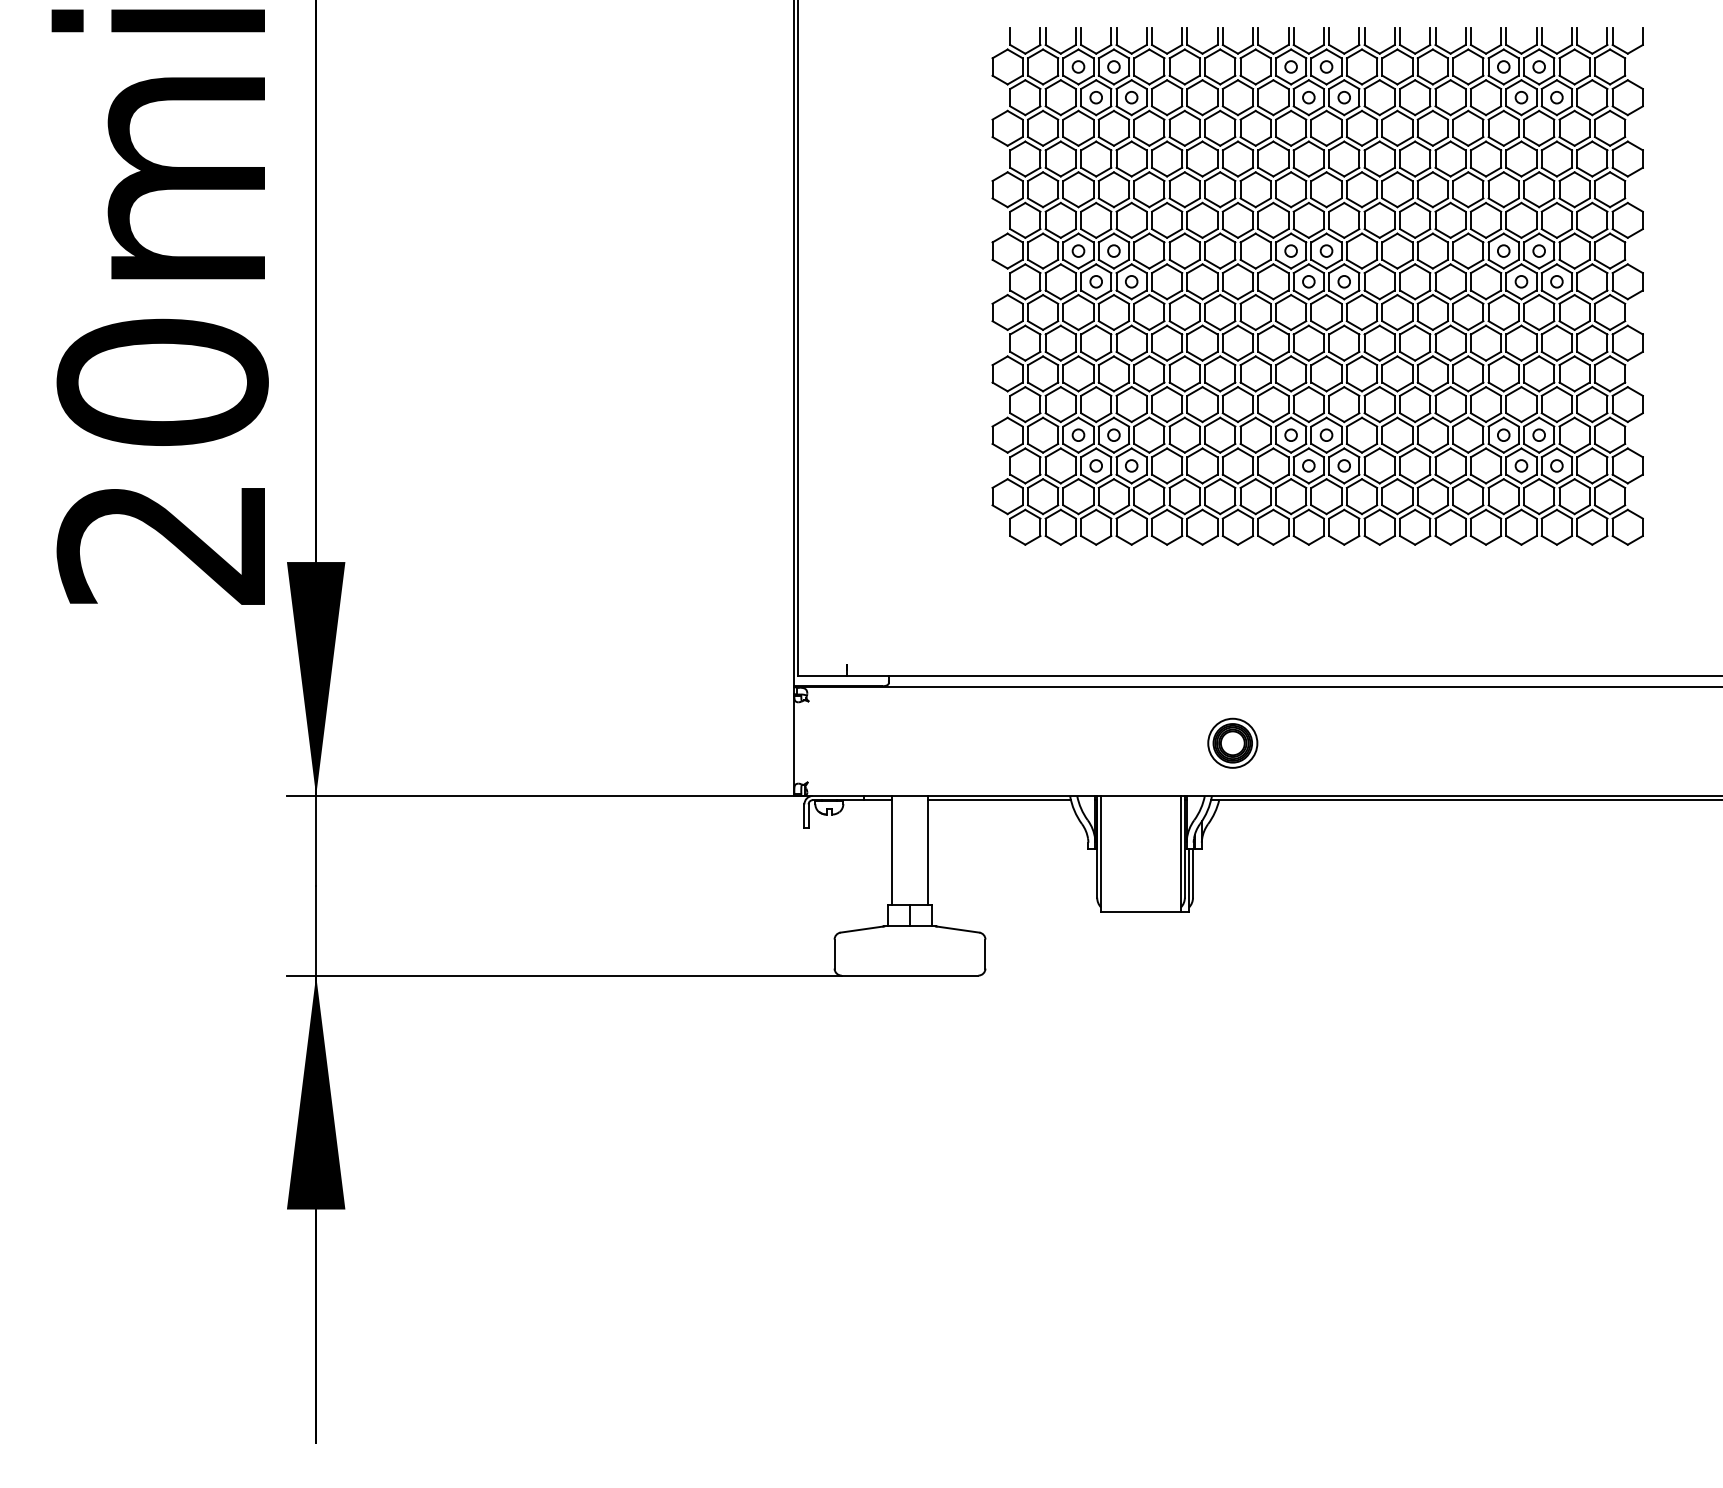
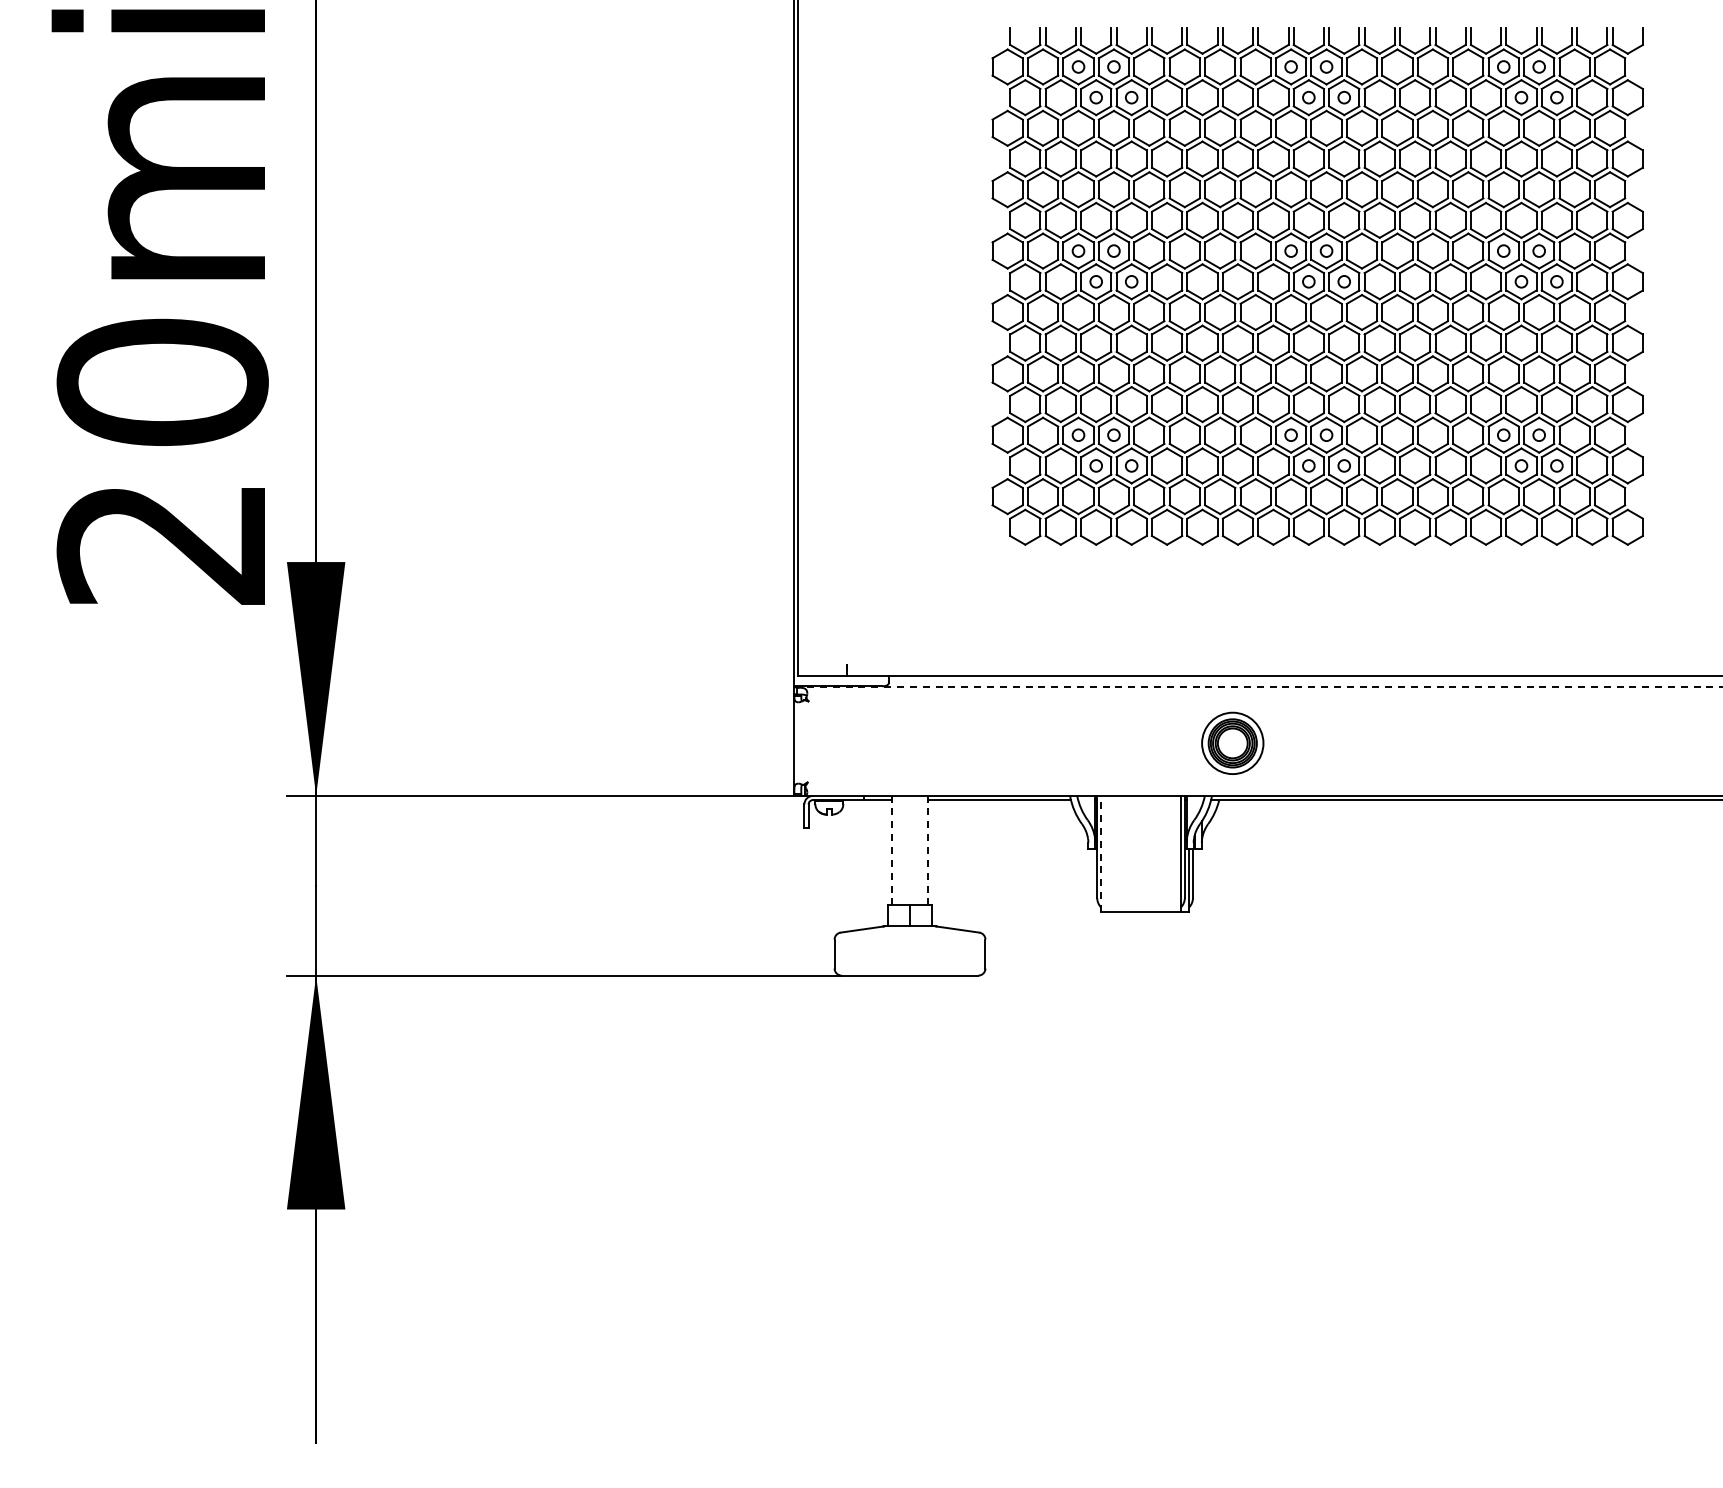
line: solid -> dashed (1259, 687)
part size: 52x52 px -> 64x64 px (1232, 742)
line: solid -> dashed (892, 850)
line: solid -> dashed (927, 850)
line: solid -> dashed (1101, 853)
